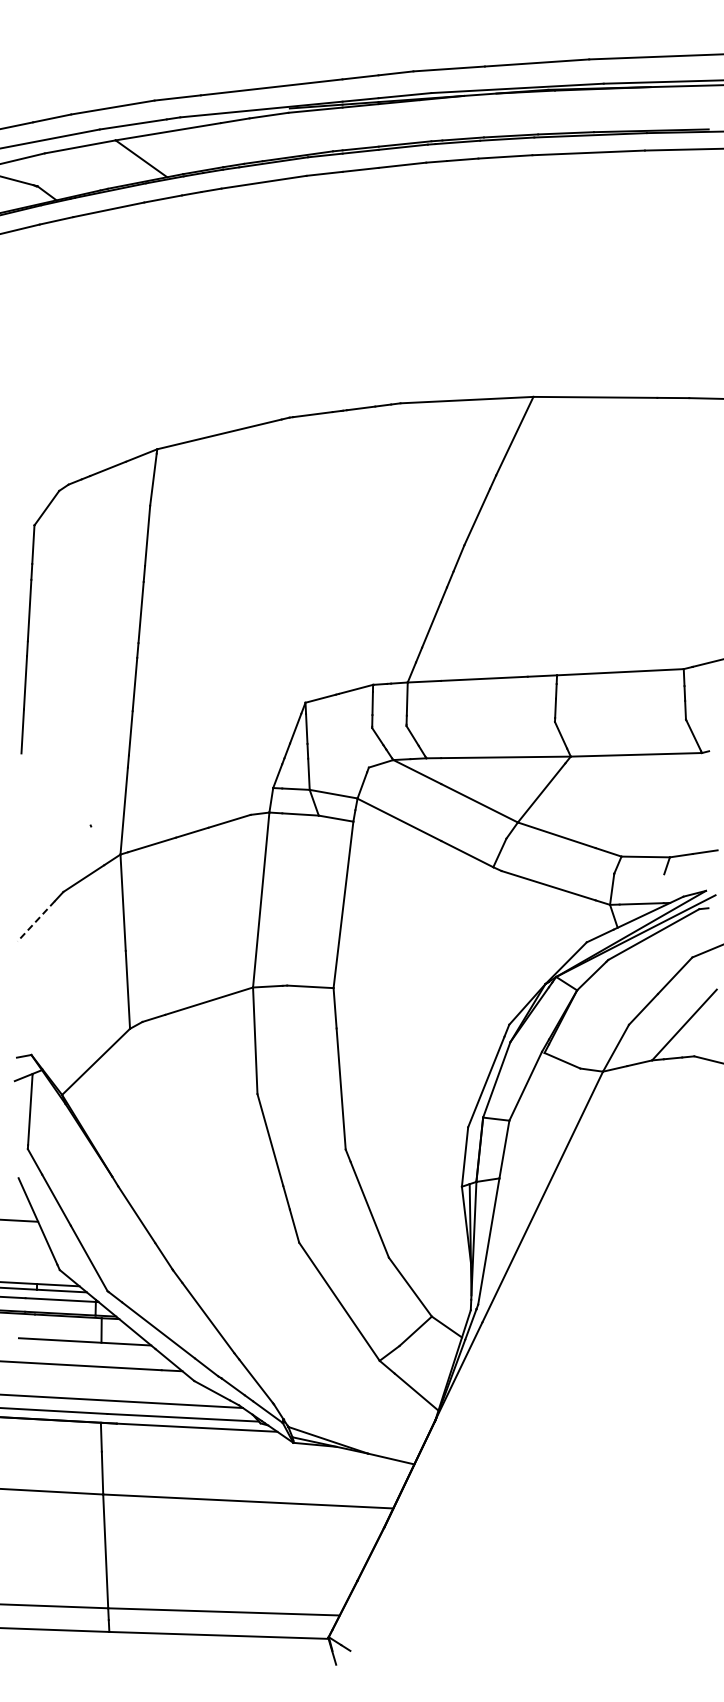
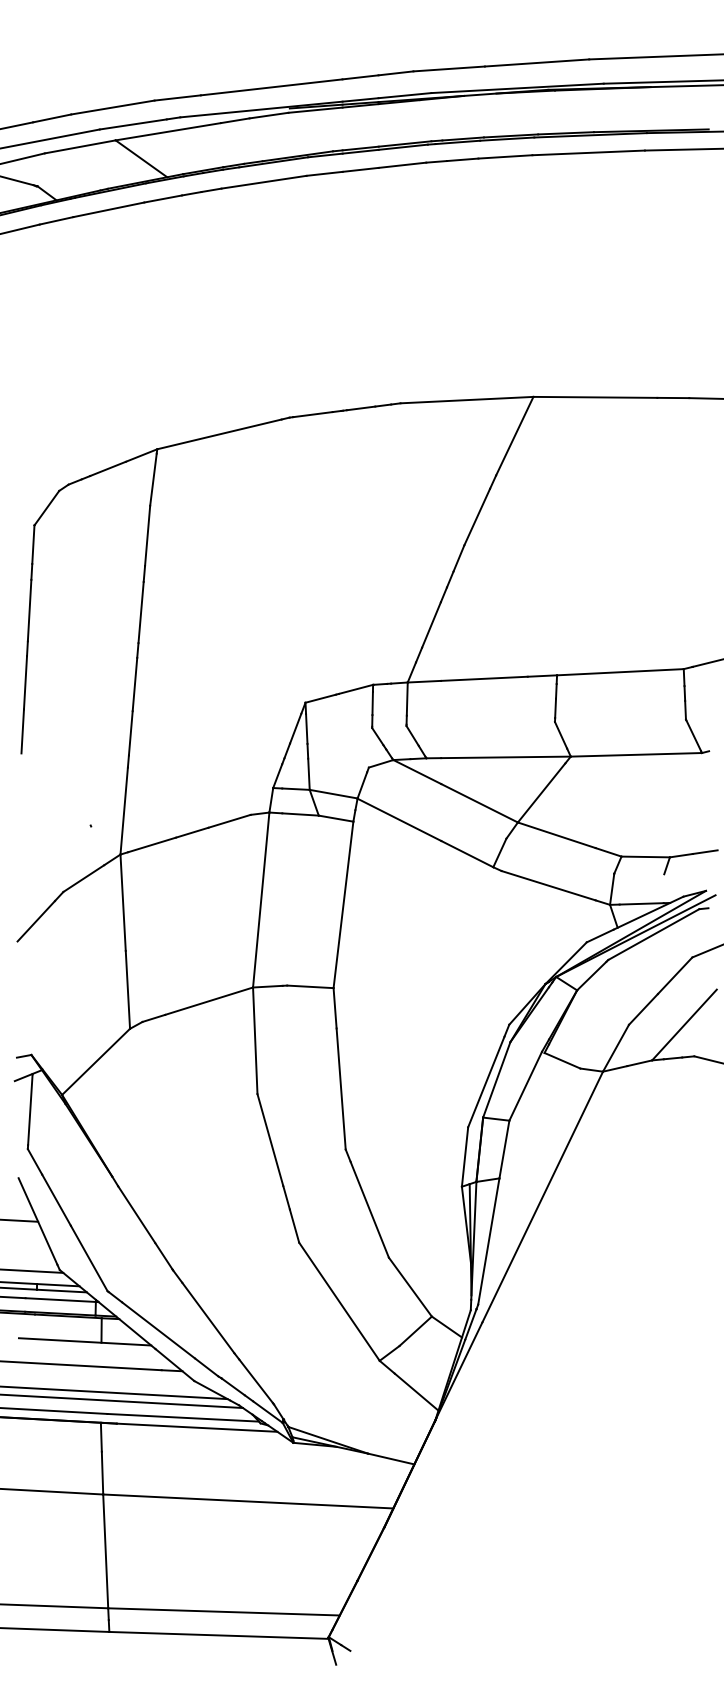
line: dashed -> solid (36, 921)
line: none -> present (32, 1270)
line: none -> present (114, 1392)
